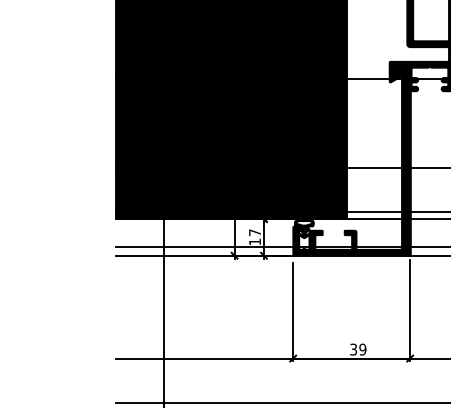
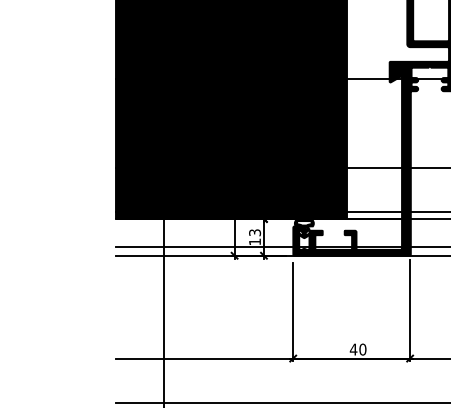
text: 17 -> 13 (255, 232)
text: 39 -> 40 (357, 349)
